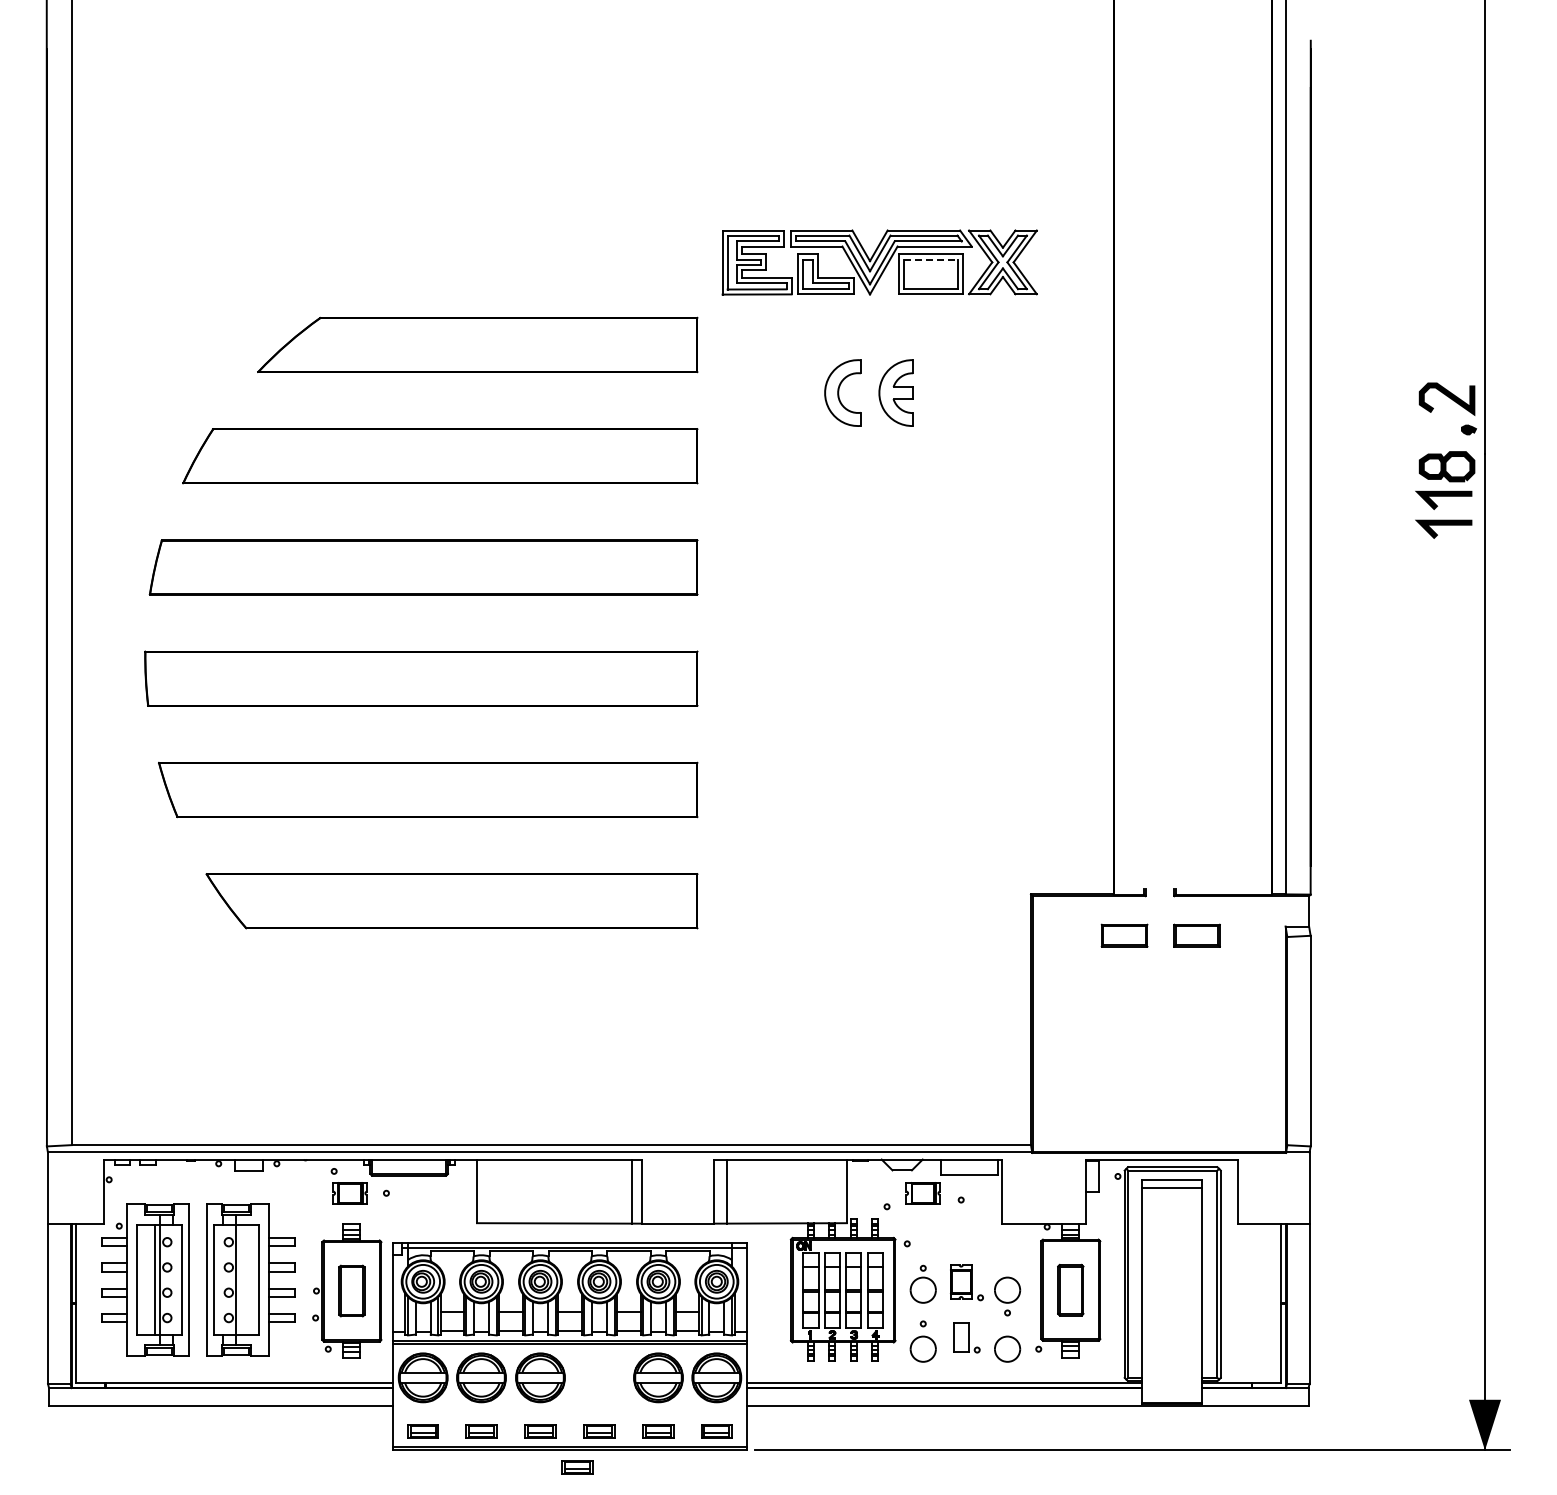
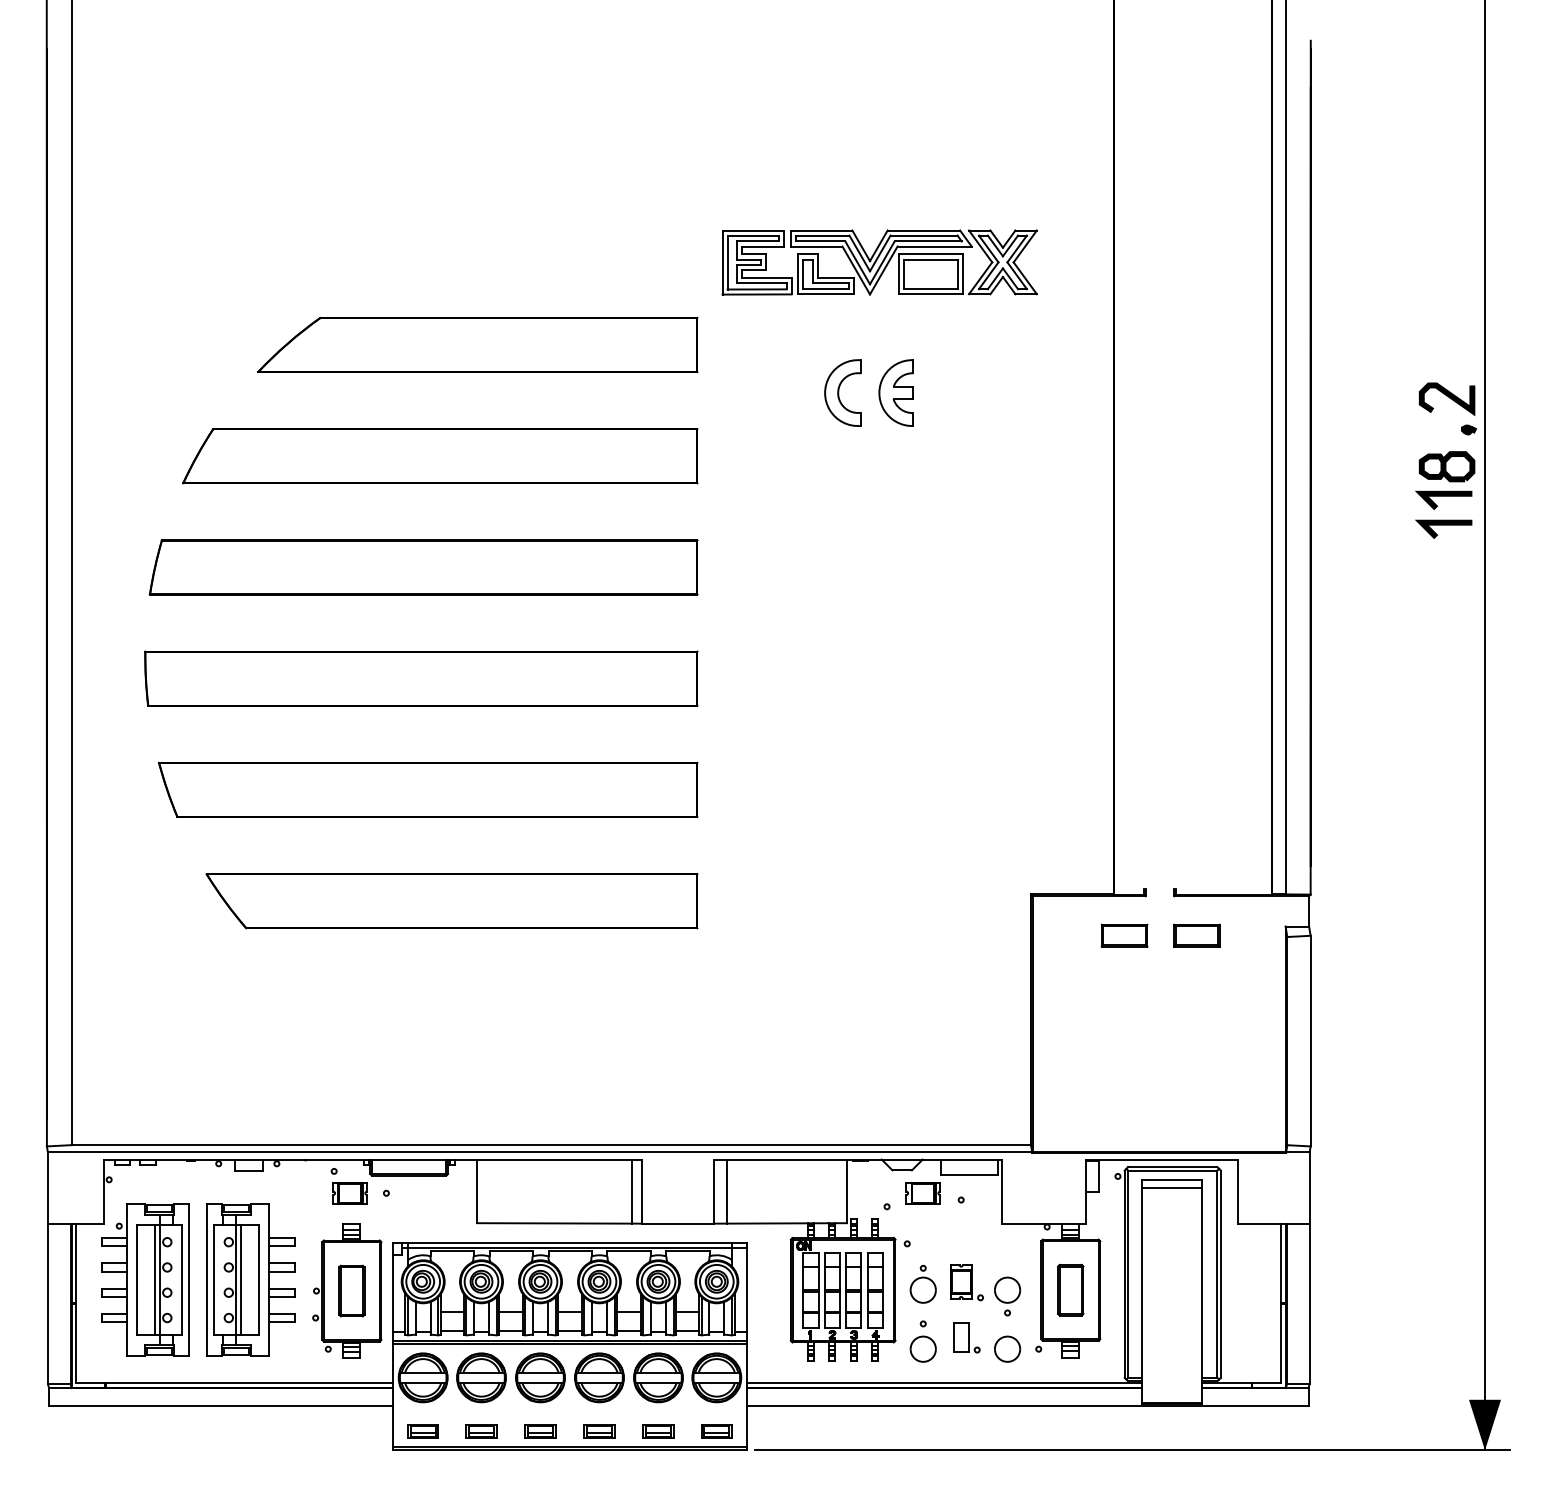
line: dashed -> solid (931, 259)
line: none -> present (241, 1279)
part: none -> present (599, 1377)
part: present -> none (577, 1467)
